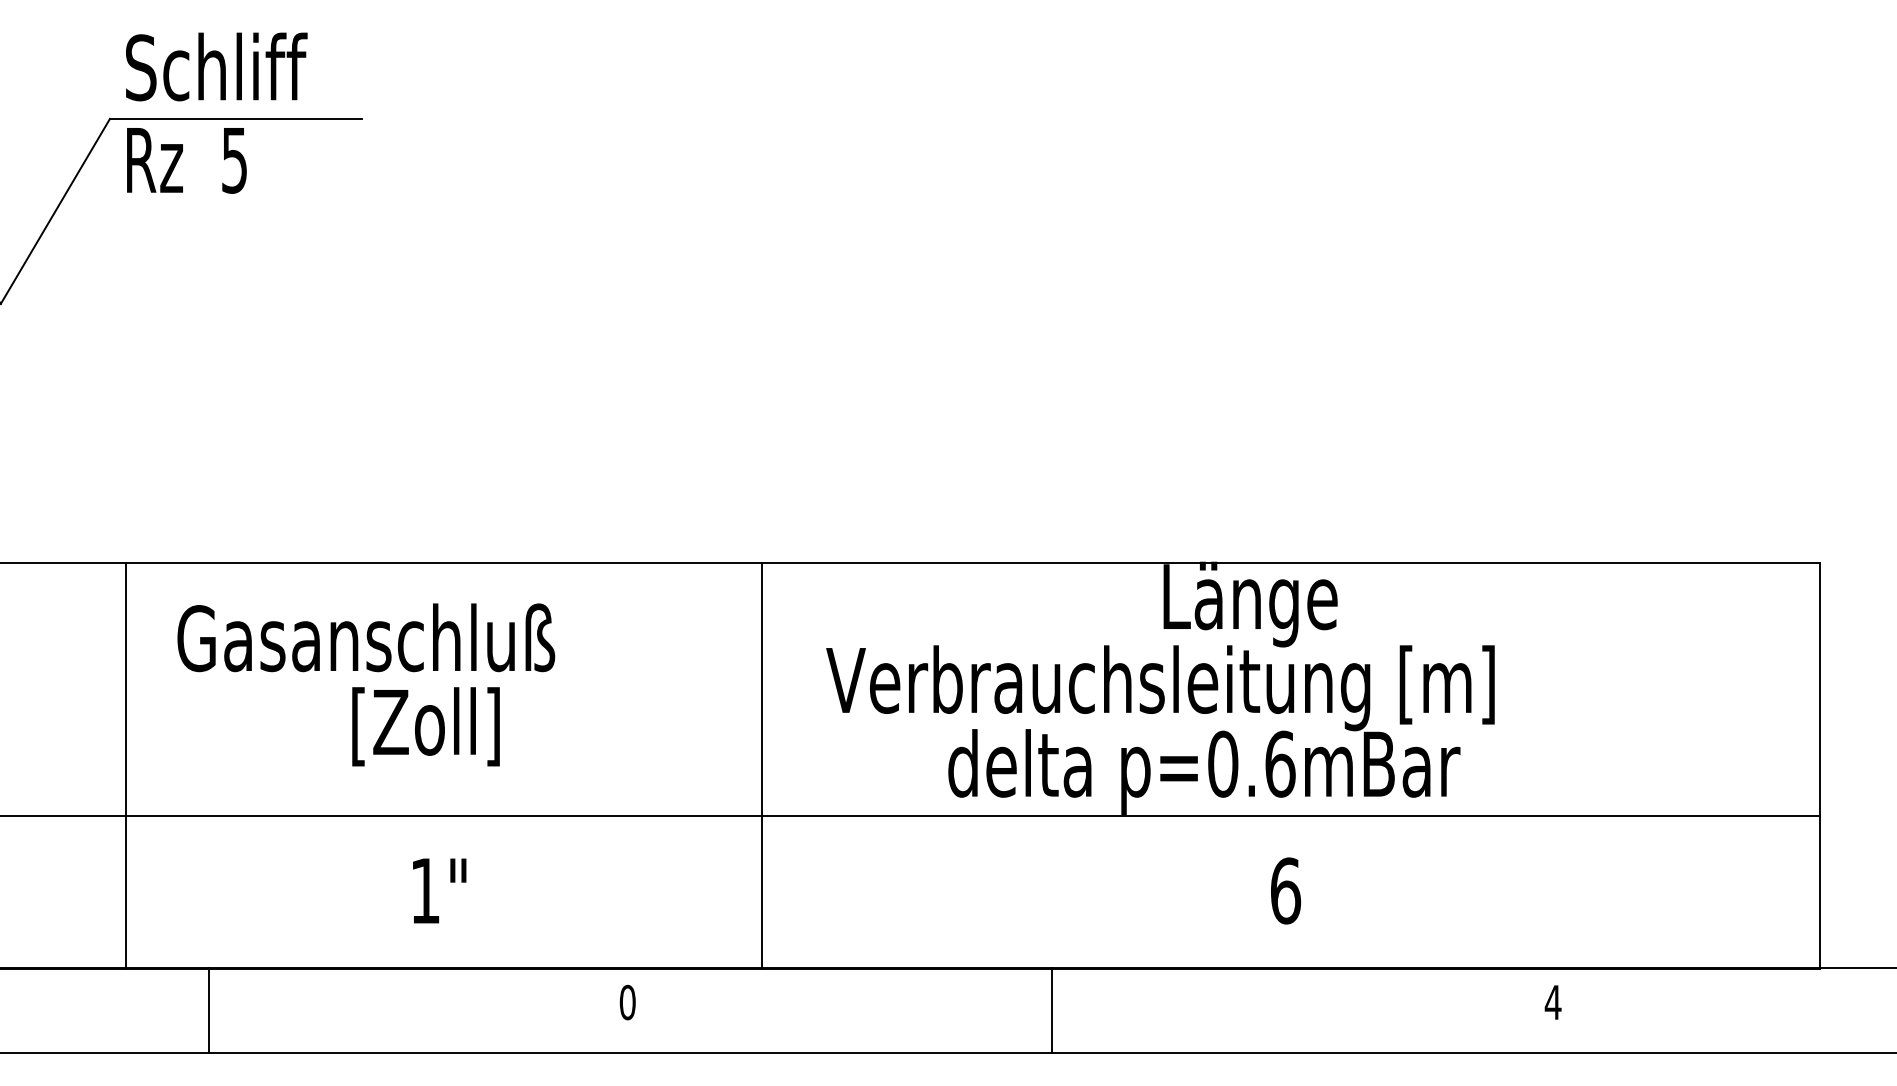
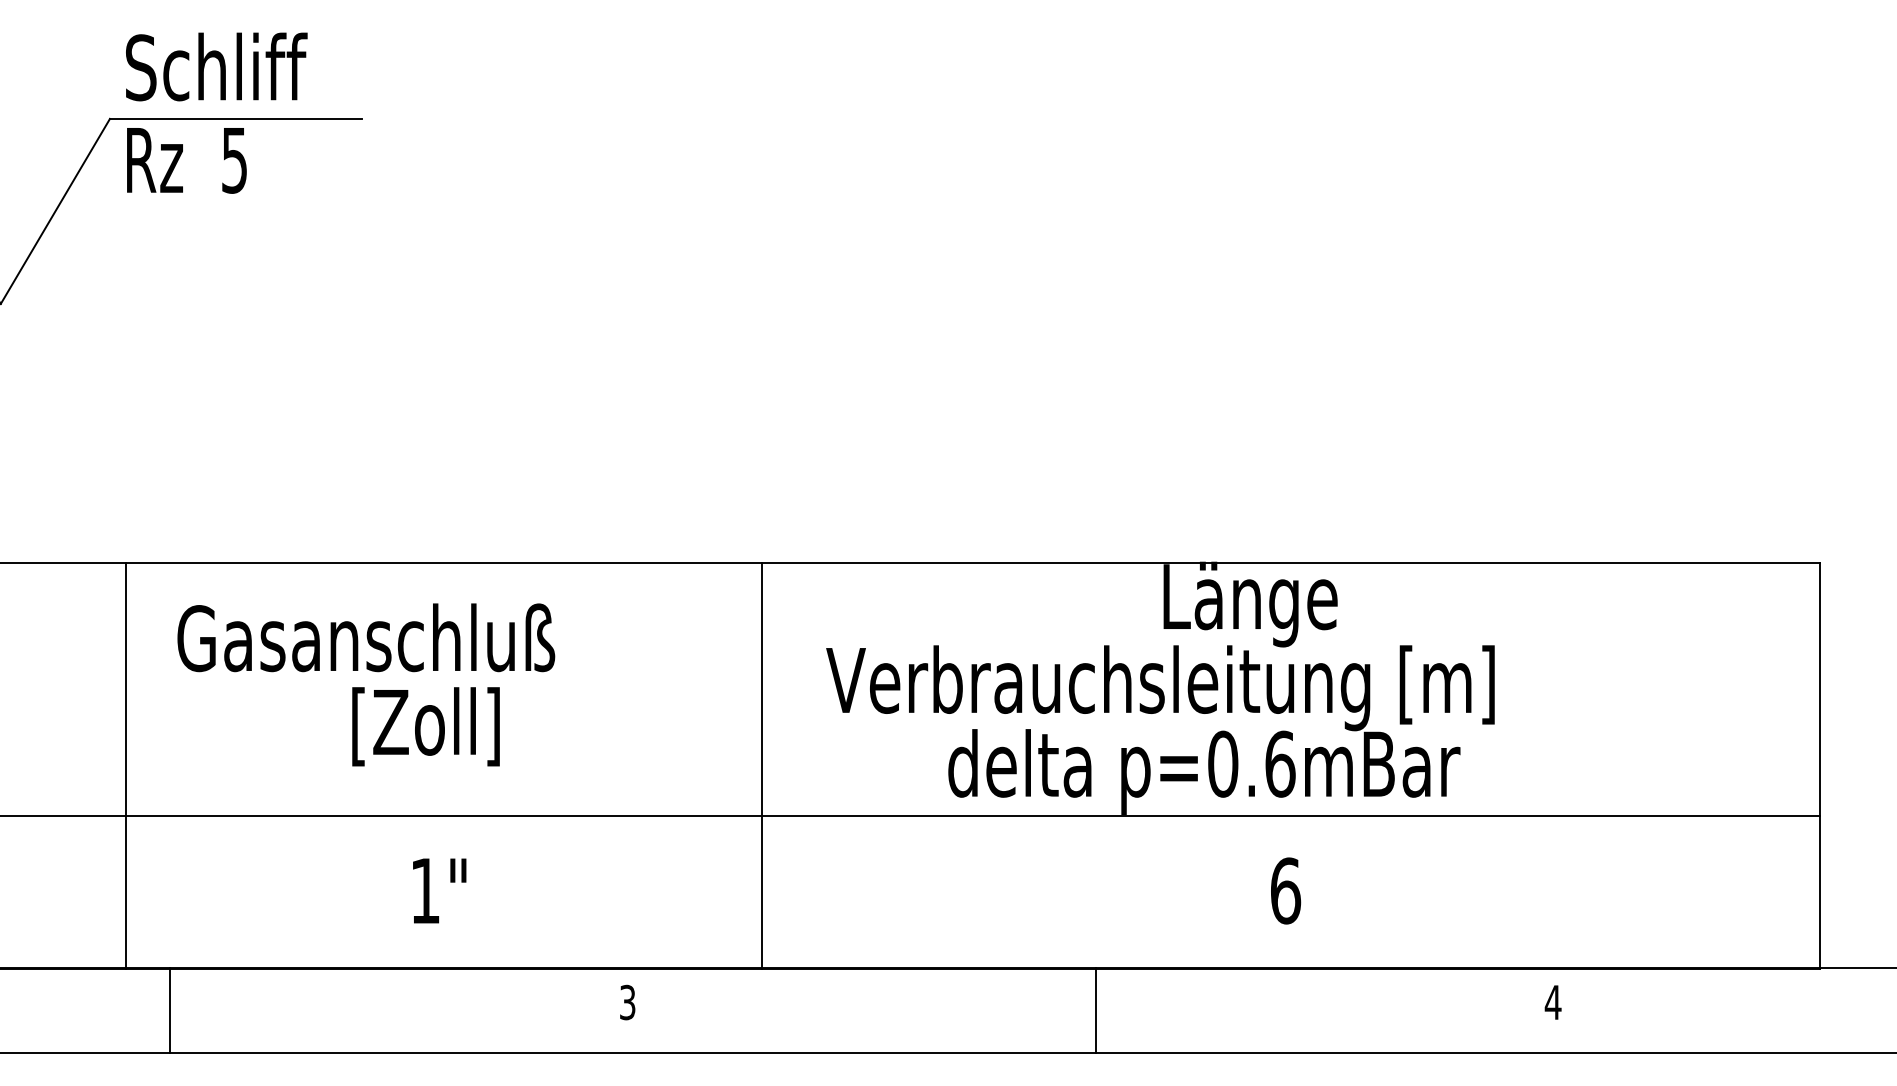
text: 0 -> 3 (627, 1002)
line position: (209, 1010) -> (170, 1010) (170, 1010)
line position: (1051, 1010) -> (1095, 1010) (1095, 1010)
